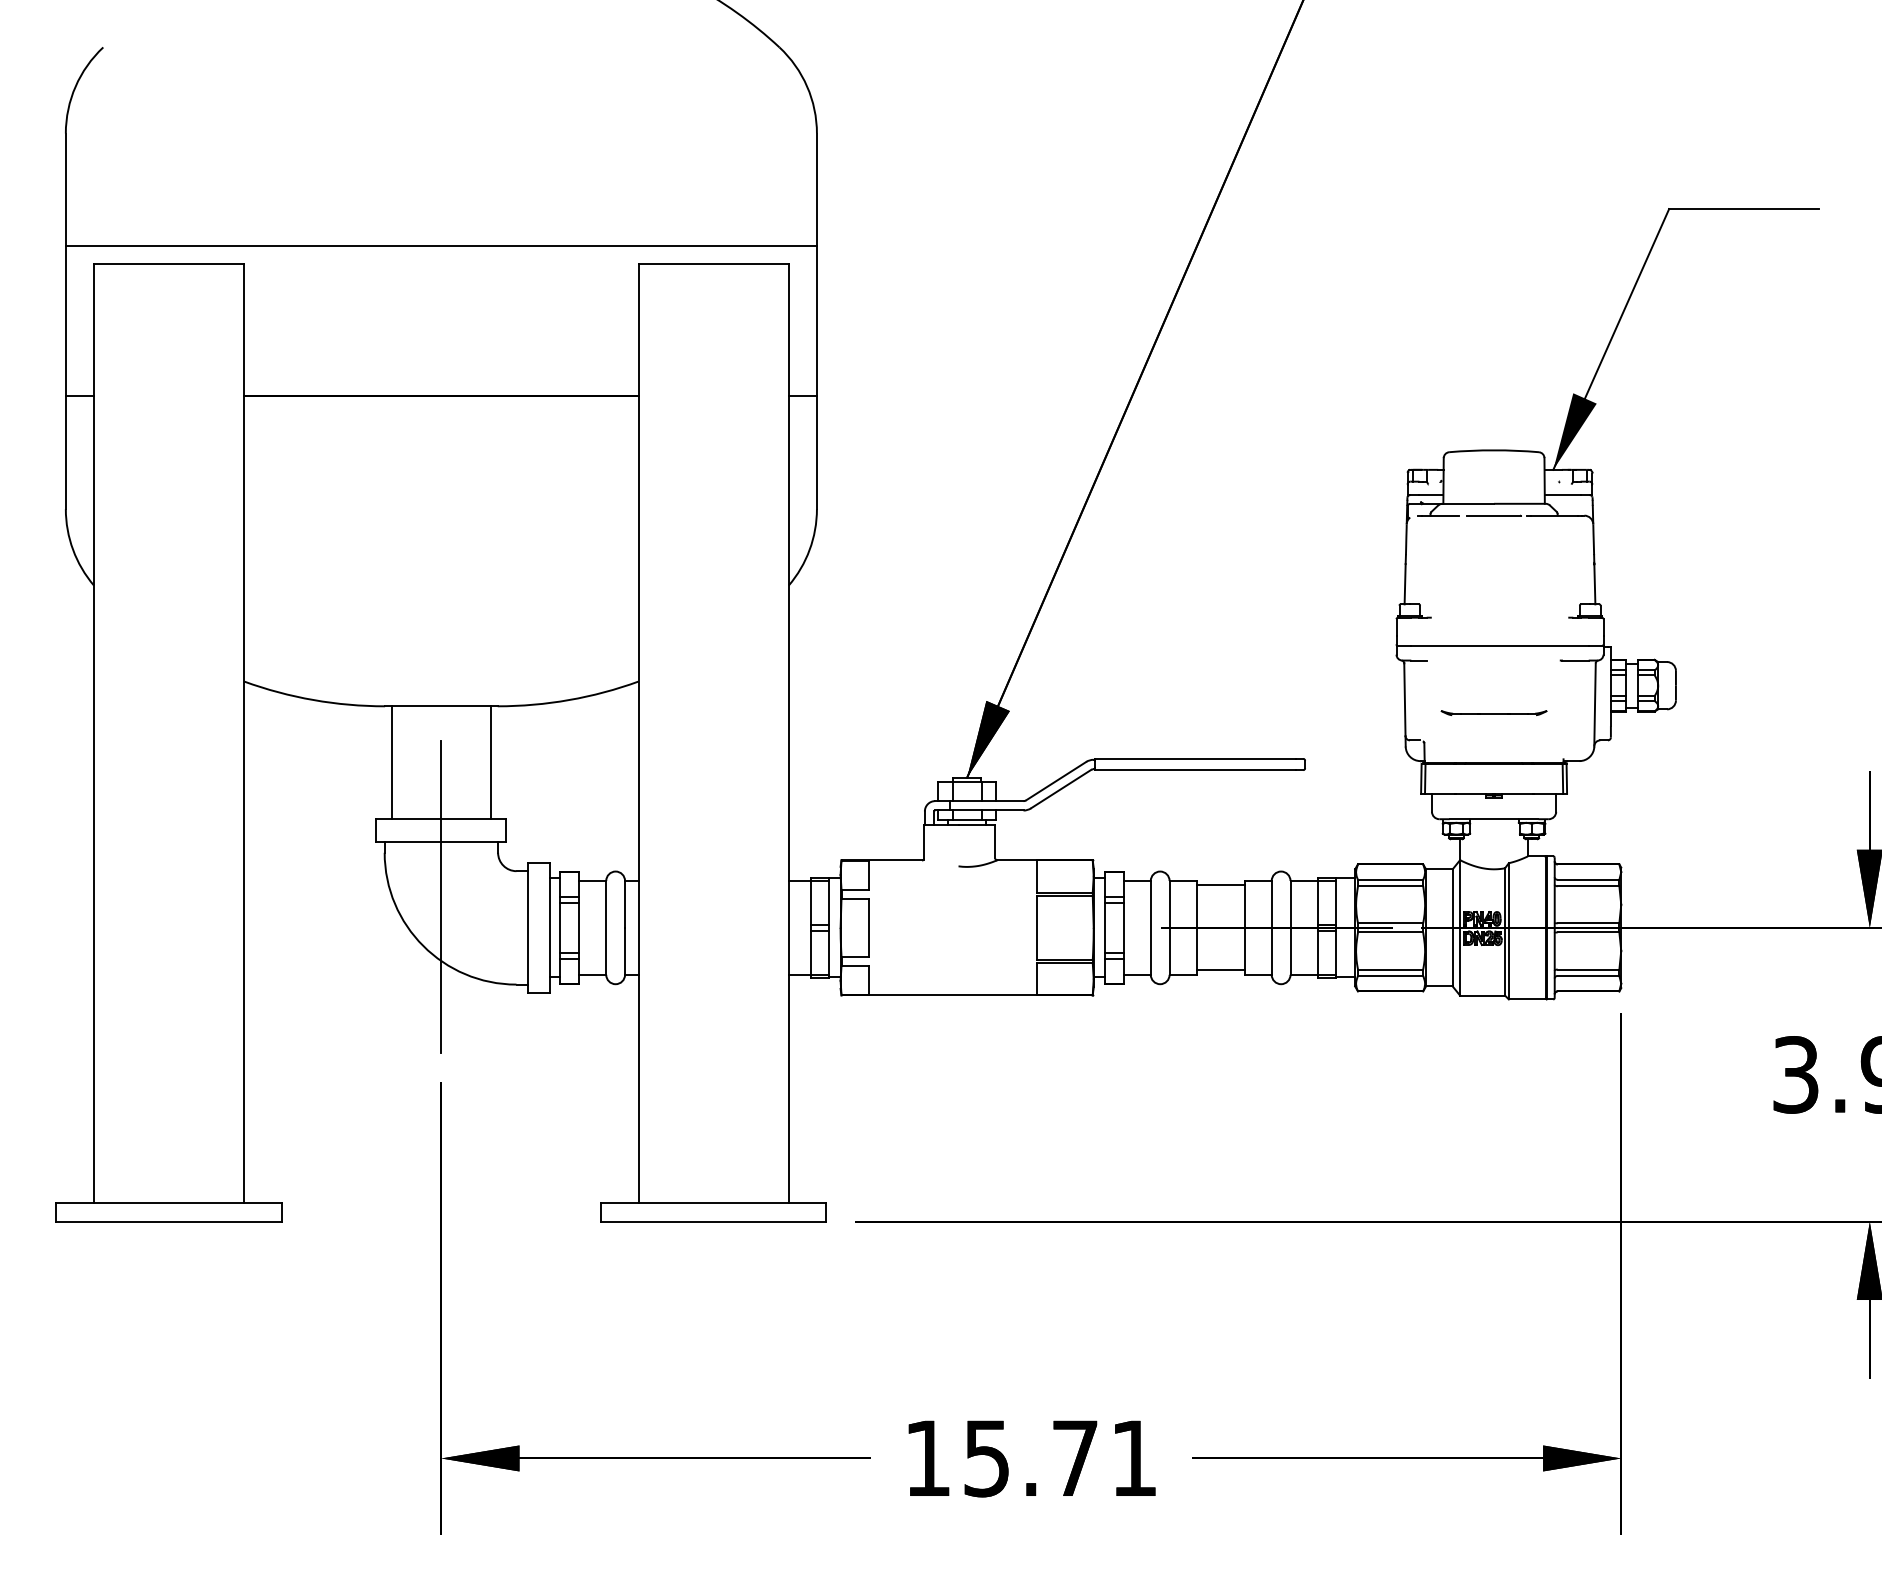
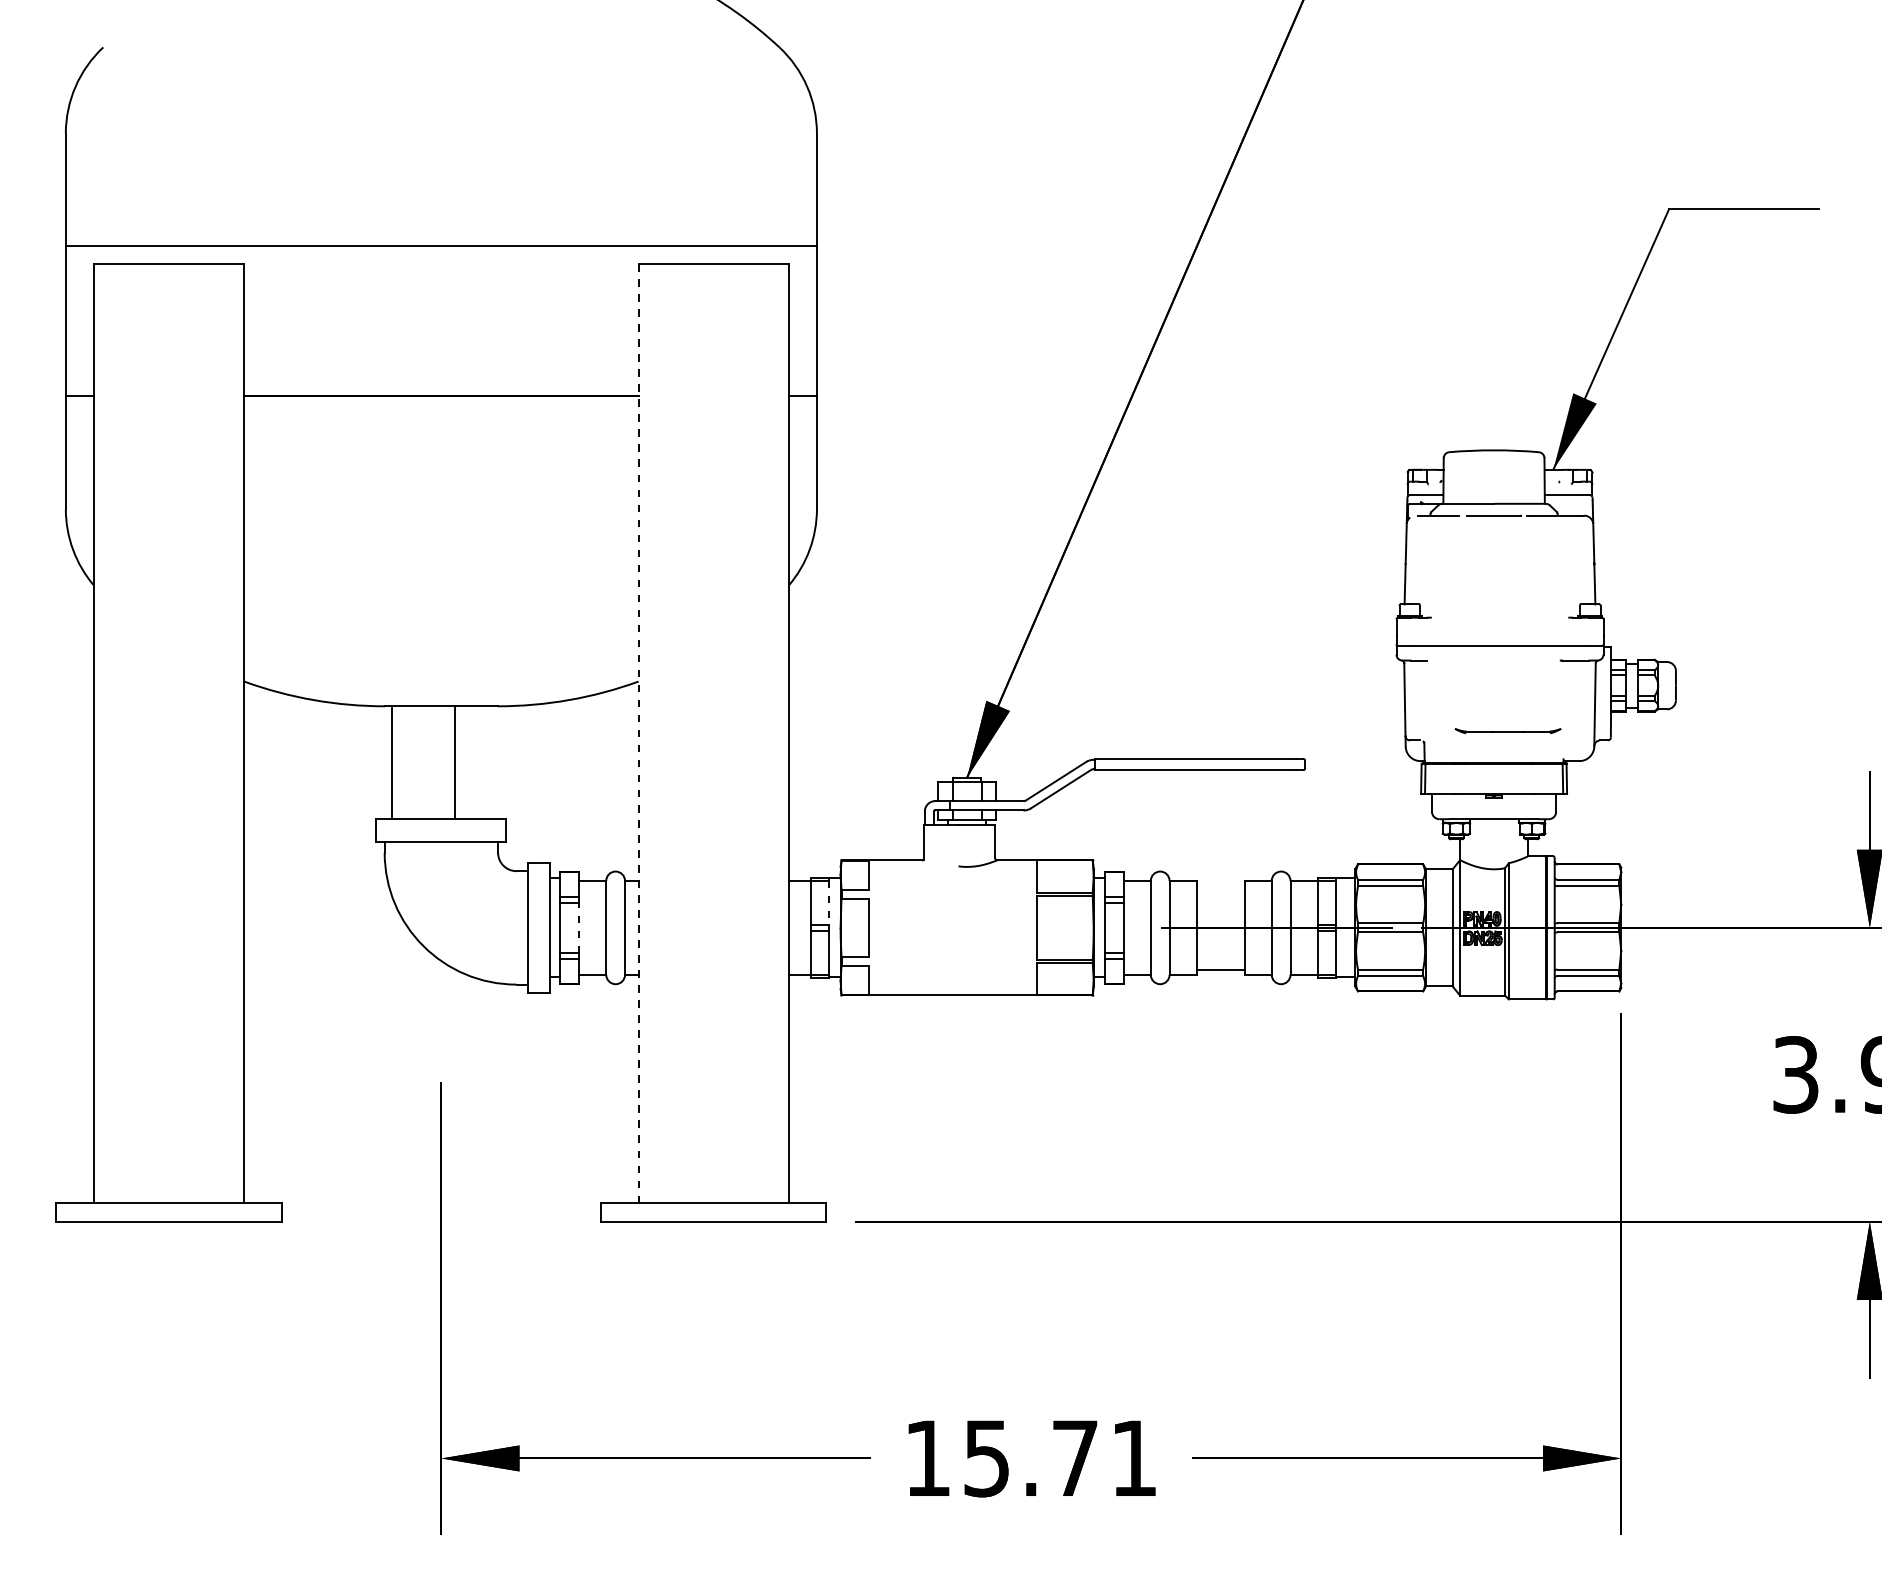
part position: (1493, 712) -> (1507, 730) (1507, 730)
line: solid -> dashed (638, 734)
line position: (490, 762) -> (454, 762) (454, 762)
line: present -> none (1220, 885)
line: present -> none (441, 896)
line: solid -> dashed (829, 902)
line: solid -> dashed (579, 927)
